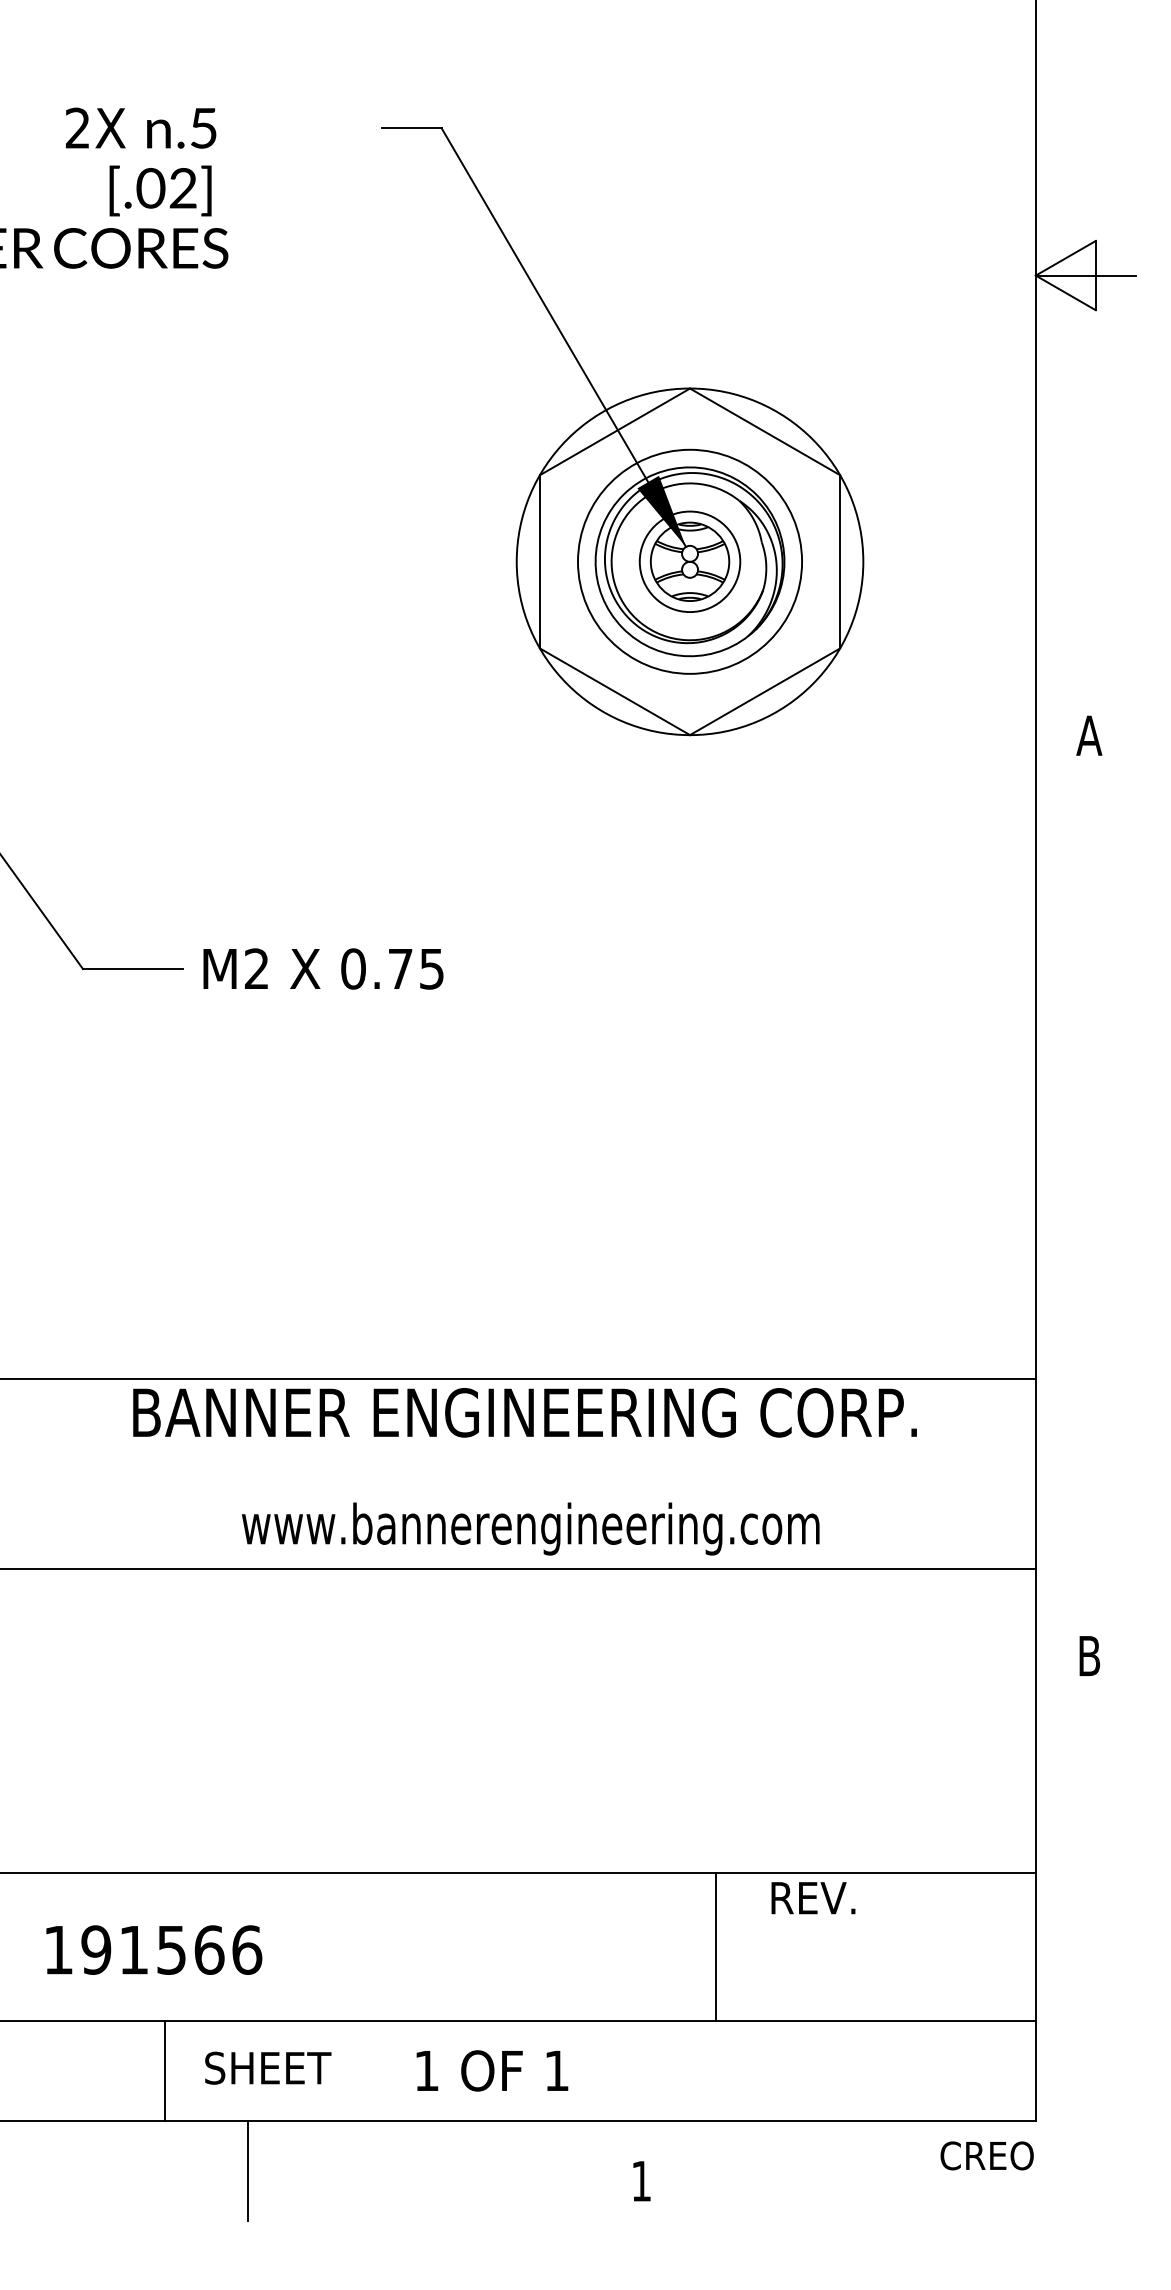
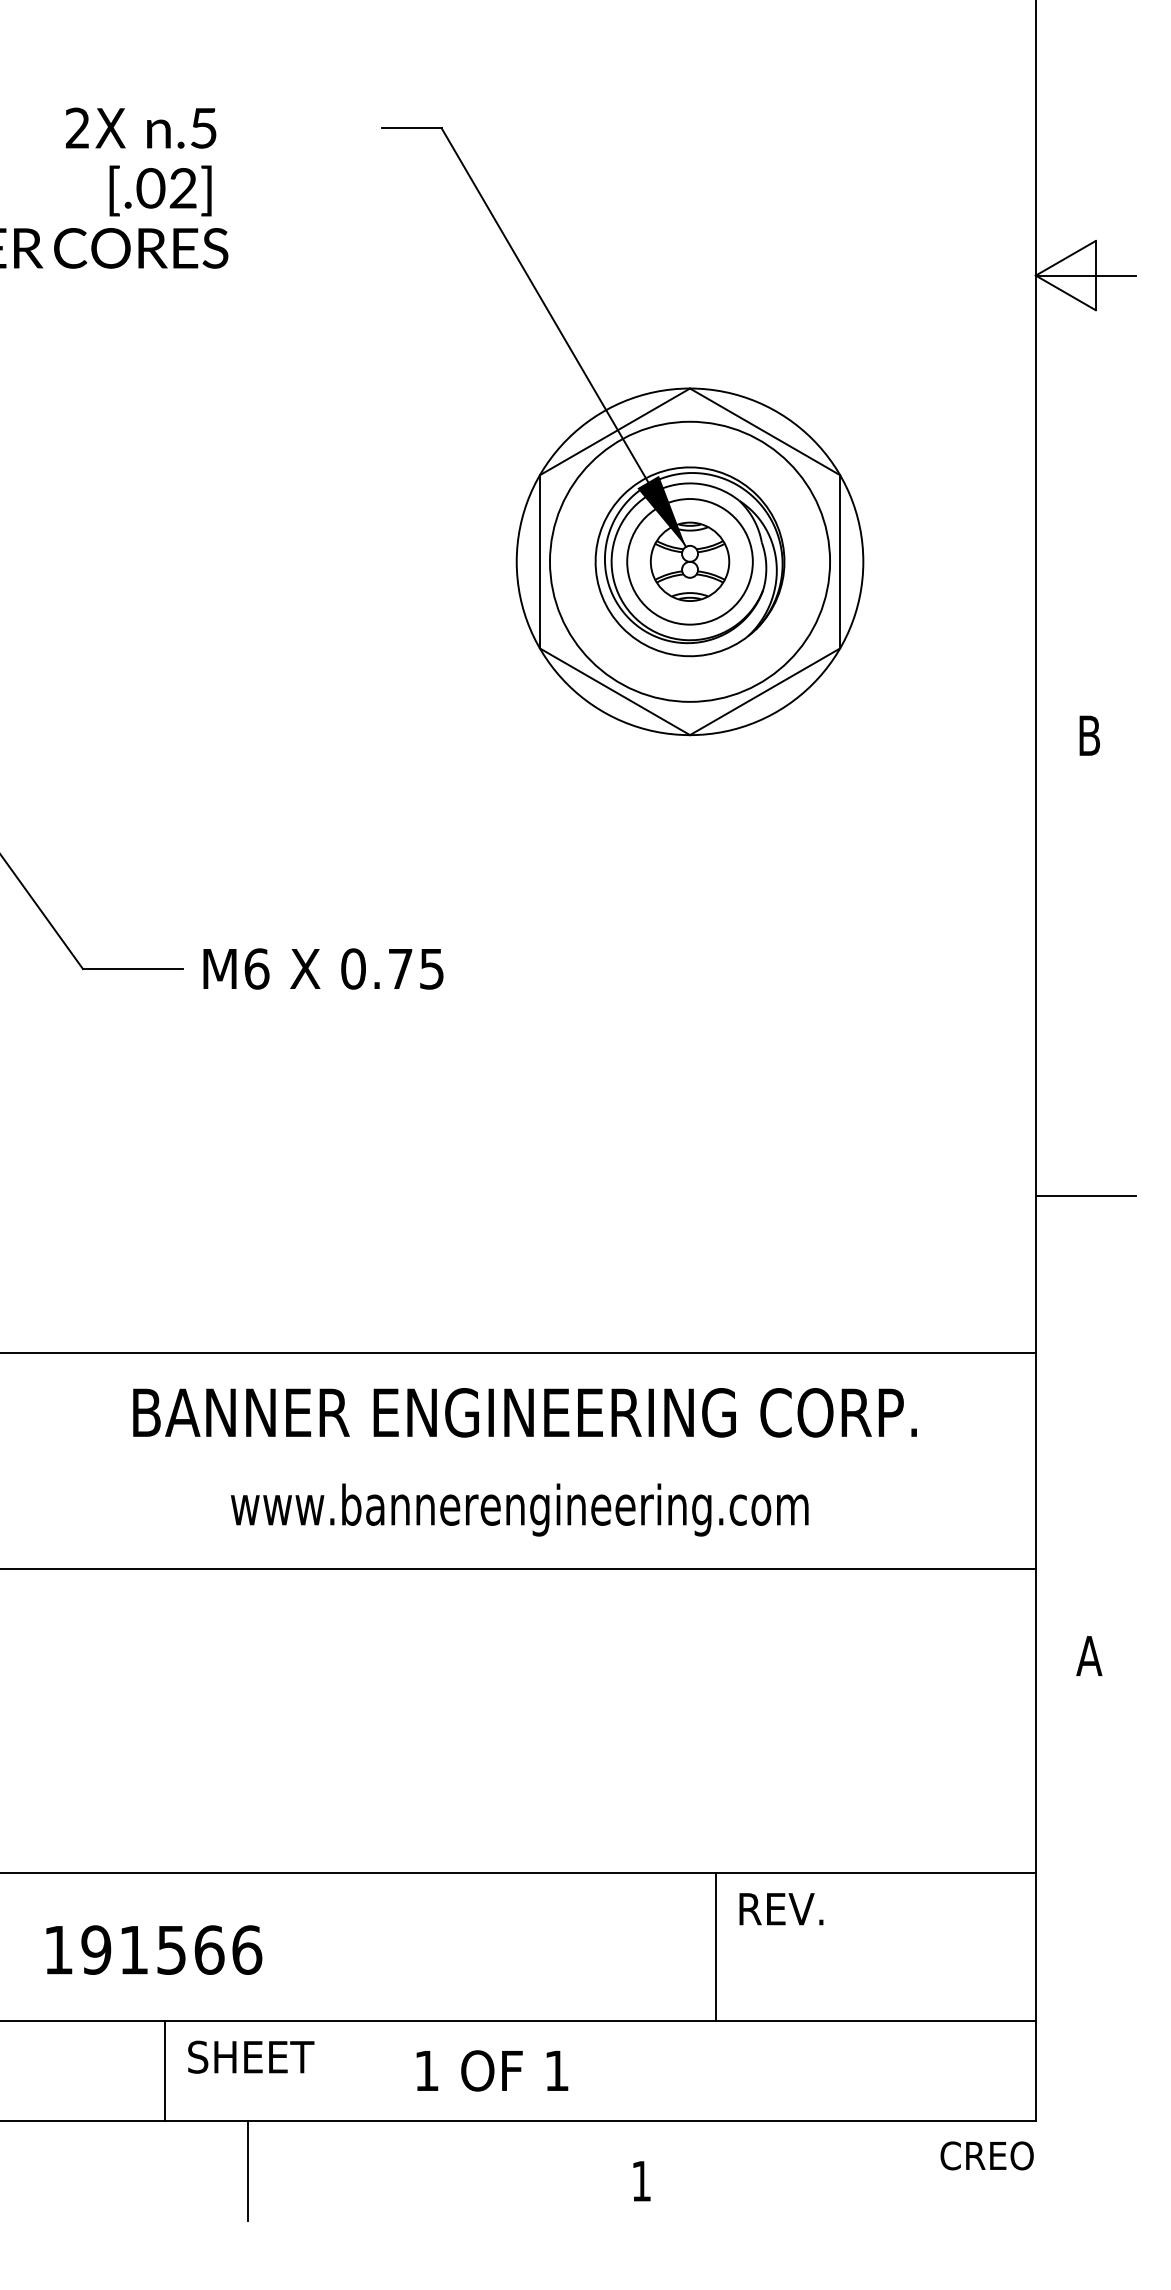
circle diameter: 101 px -> 126 px (689, 561)
circle diameter: 224 px -> 280 px (689, 561)
text: A -> B (1089, 735)
text: M2 -> M6 (256, 968)
line: none -> present (1085, 1195)
line position: (518, 1378) -> (518, 1352) (518, 1352)
text position: (530, 1528) -> (519, 1509) (519, 1509)
text: B -> A (1089, 1656)
text position: (813, 1898) -> (781, 1909) (781, 1909)
text position: (268, 2067) -> (251, 2056) (251, 2056)
